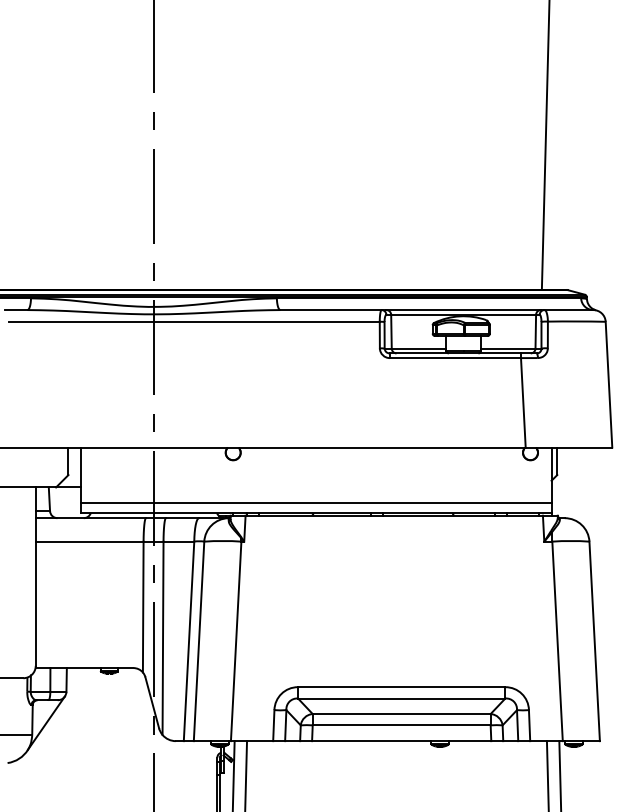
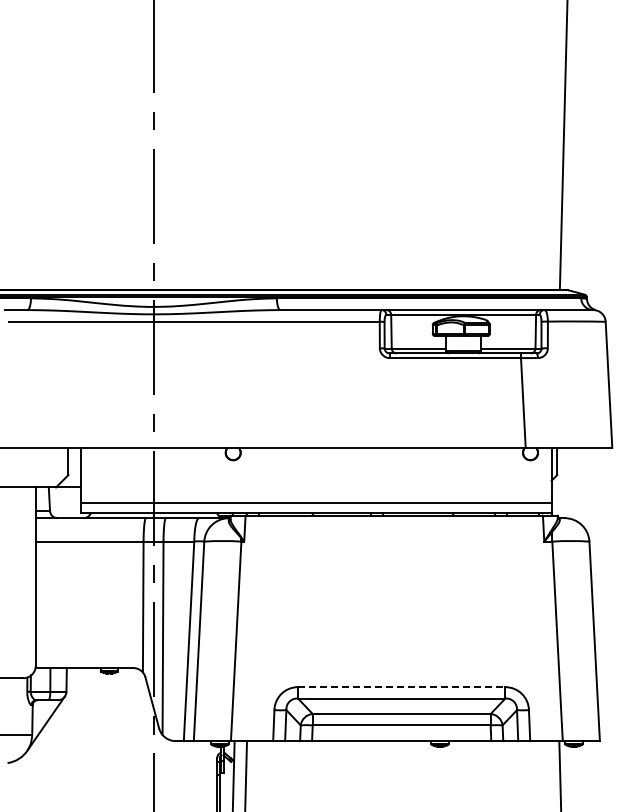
line position: (545, 145) -> (563, 145) (563, 145)
line: solid -> dashed (401, 687)
line: present -> none (547, 774)
